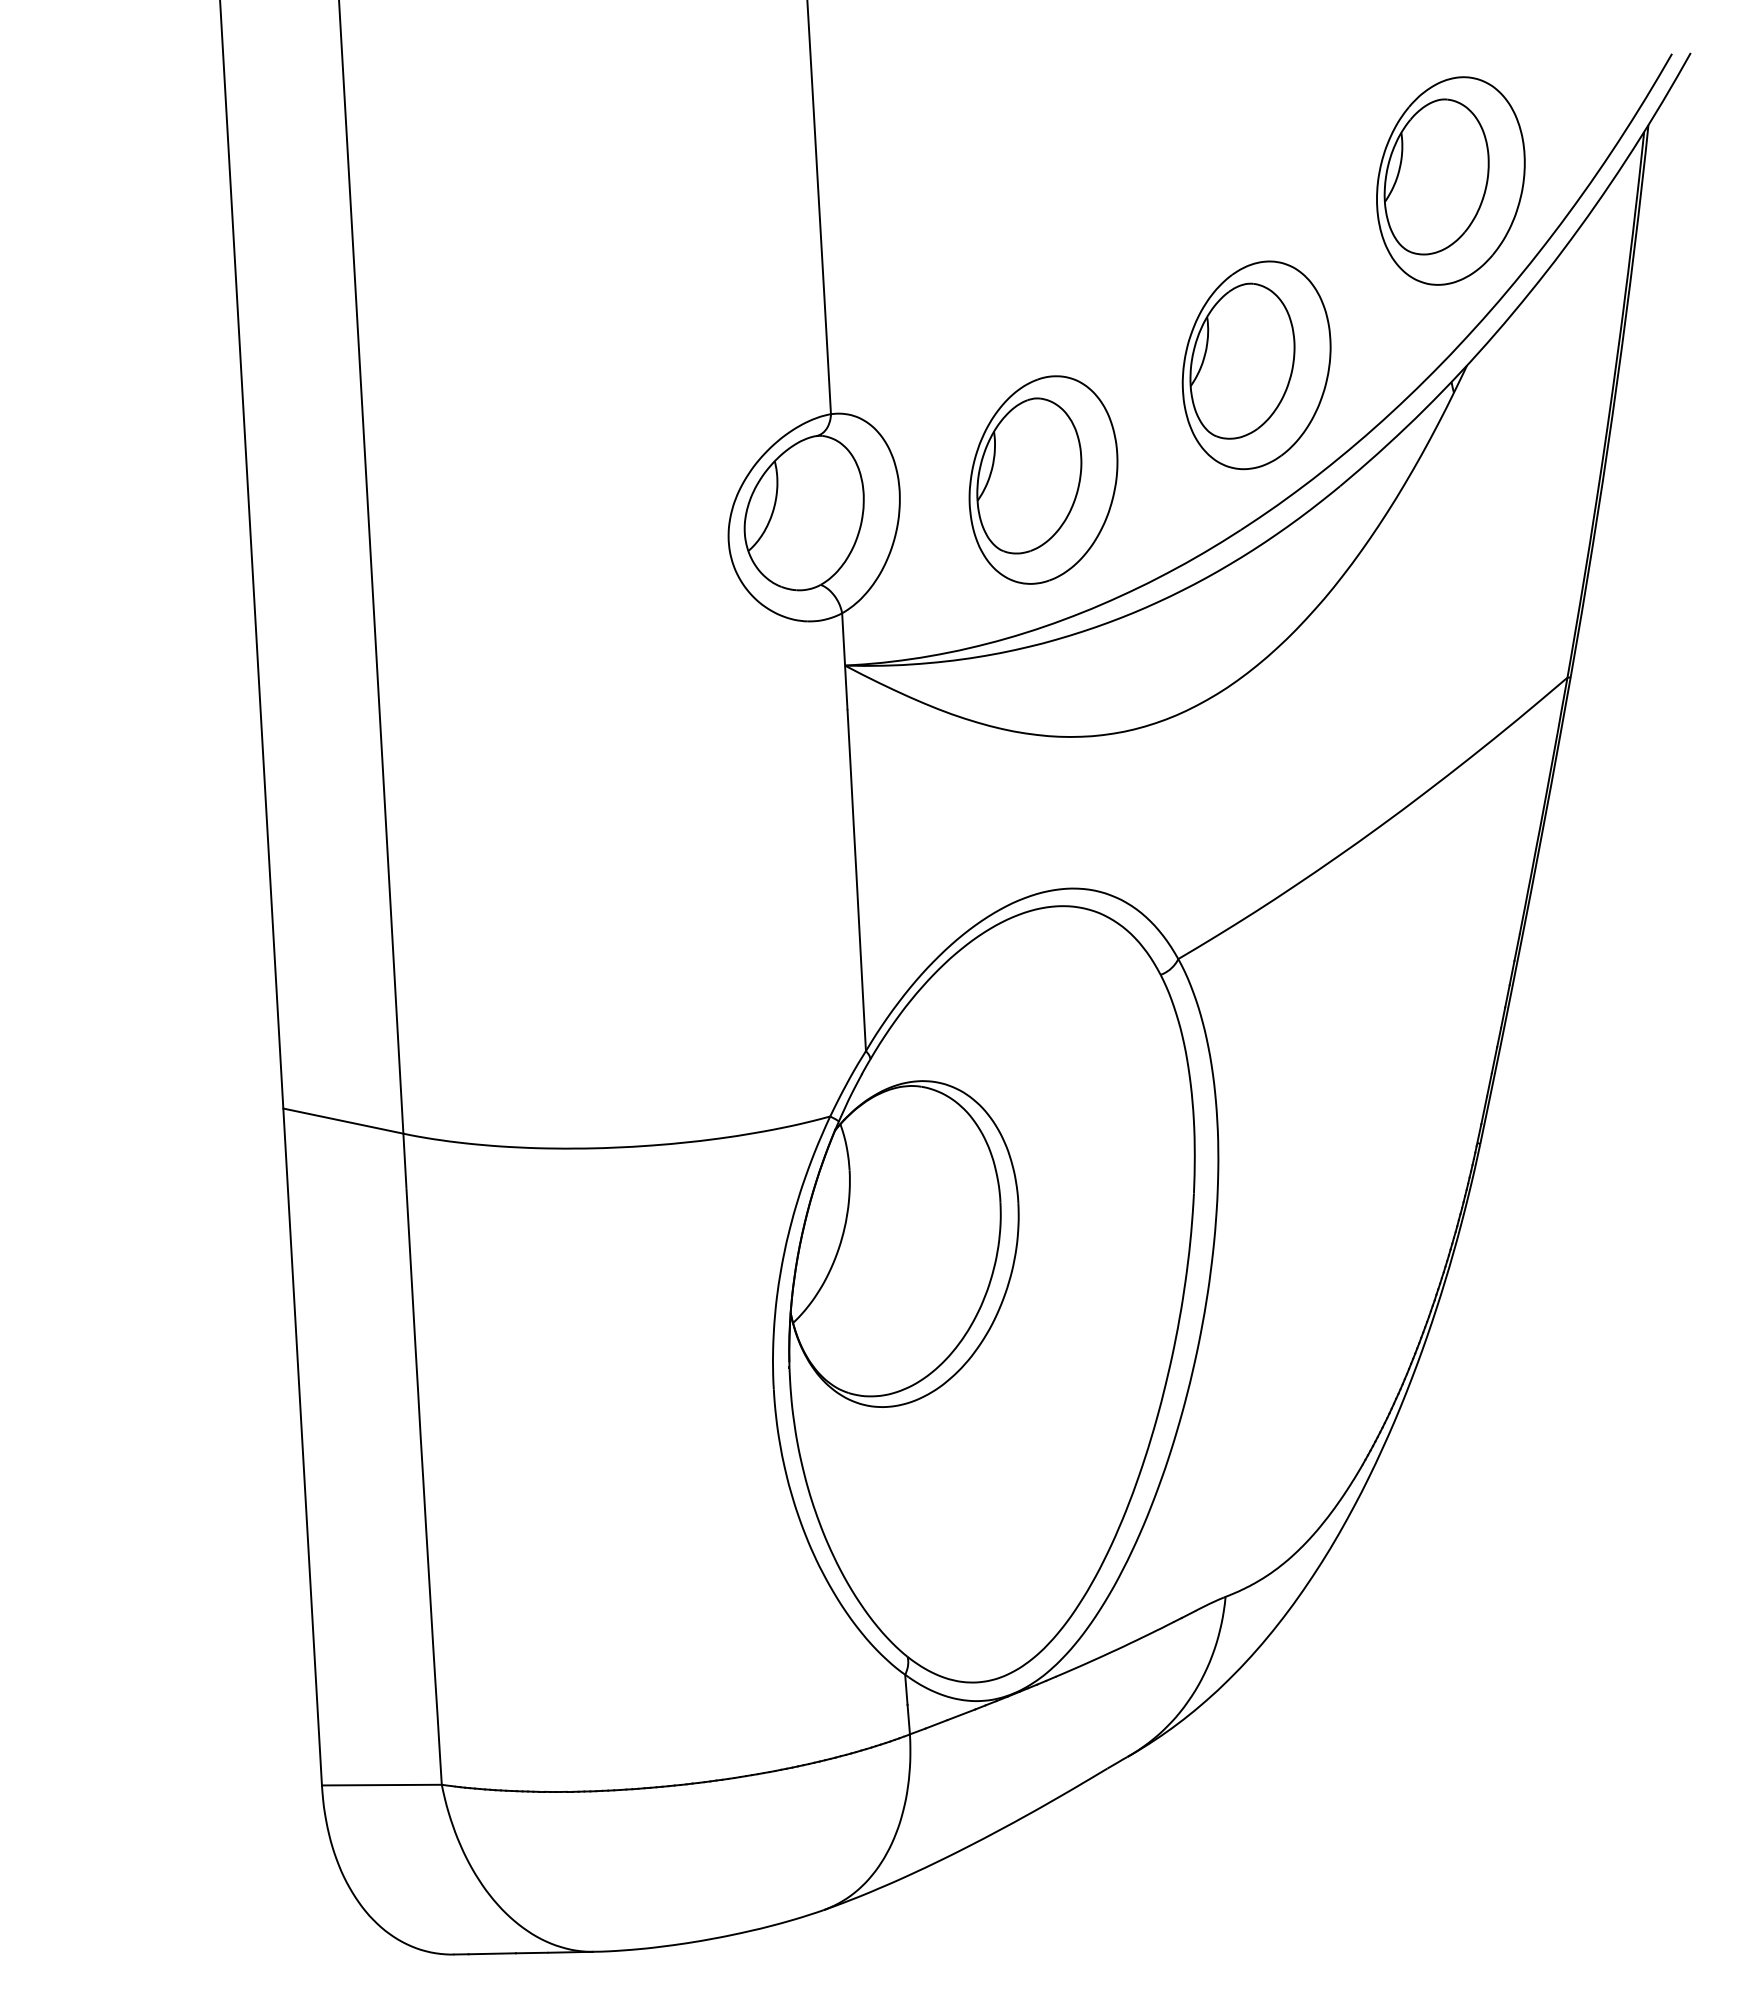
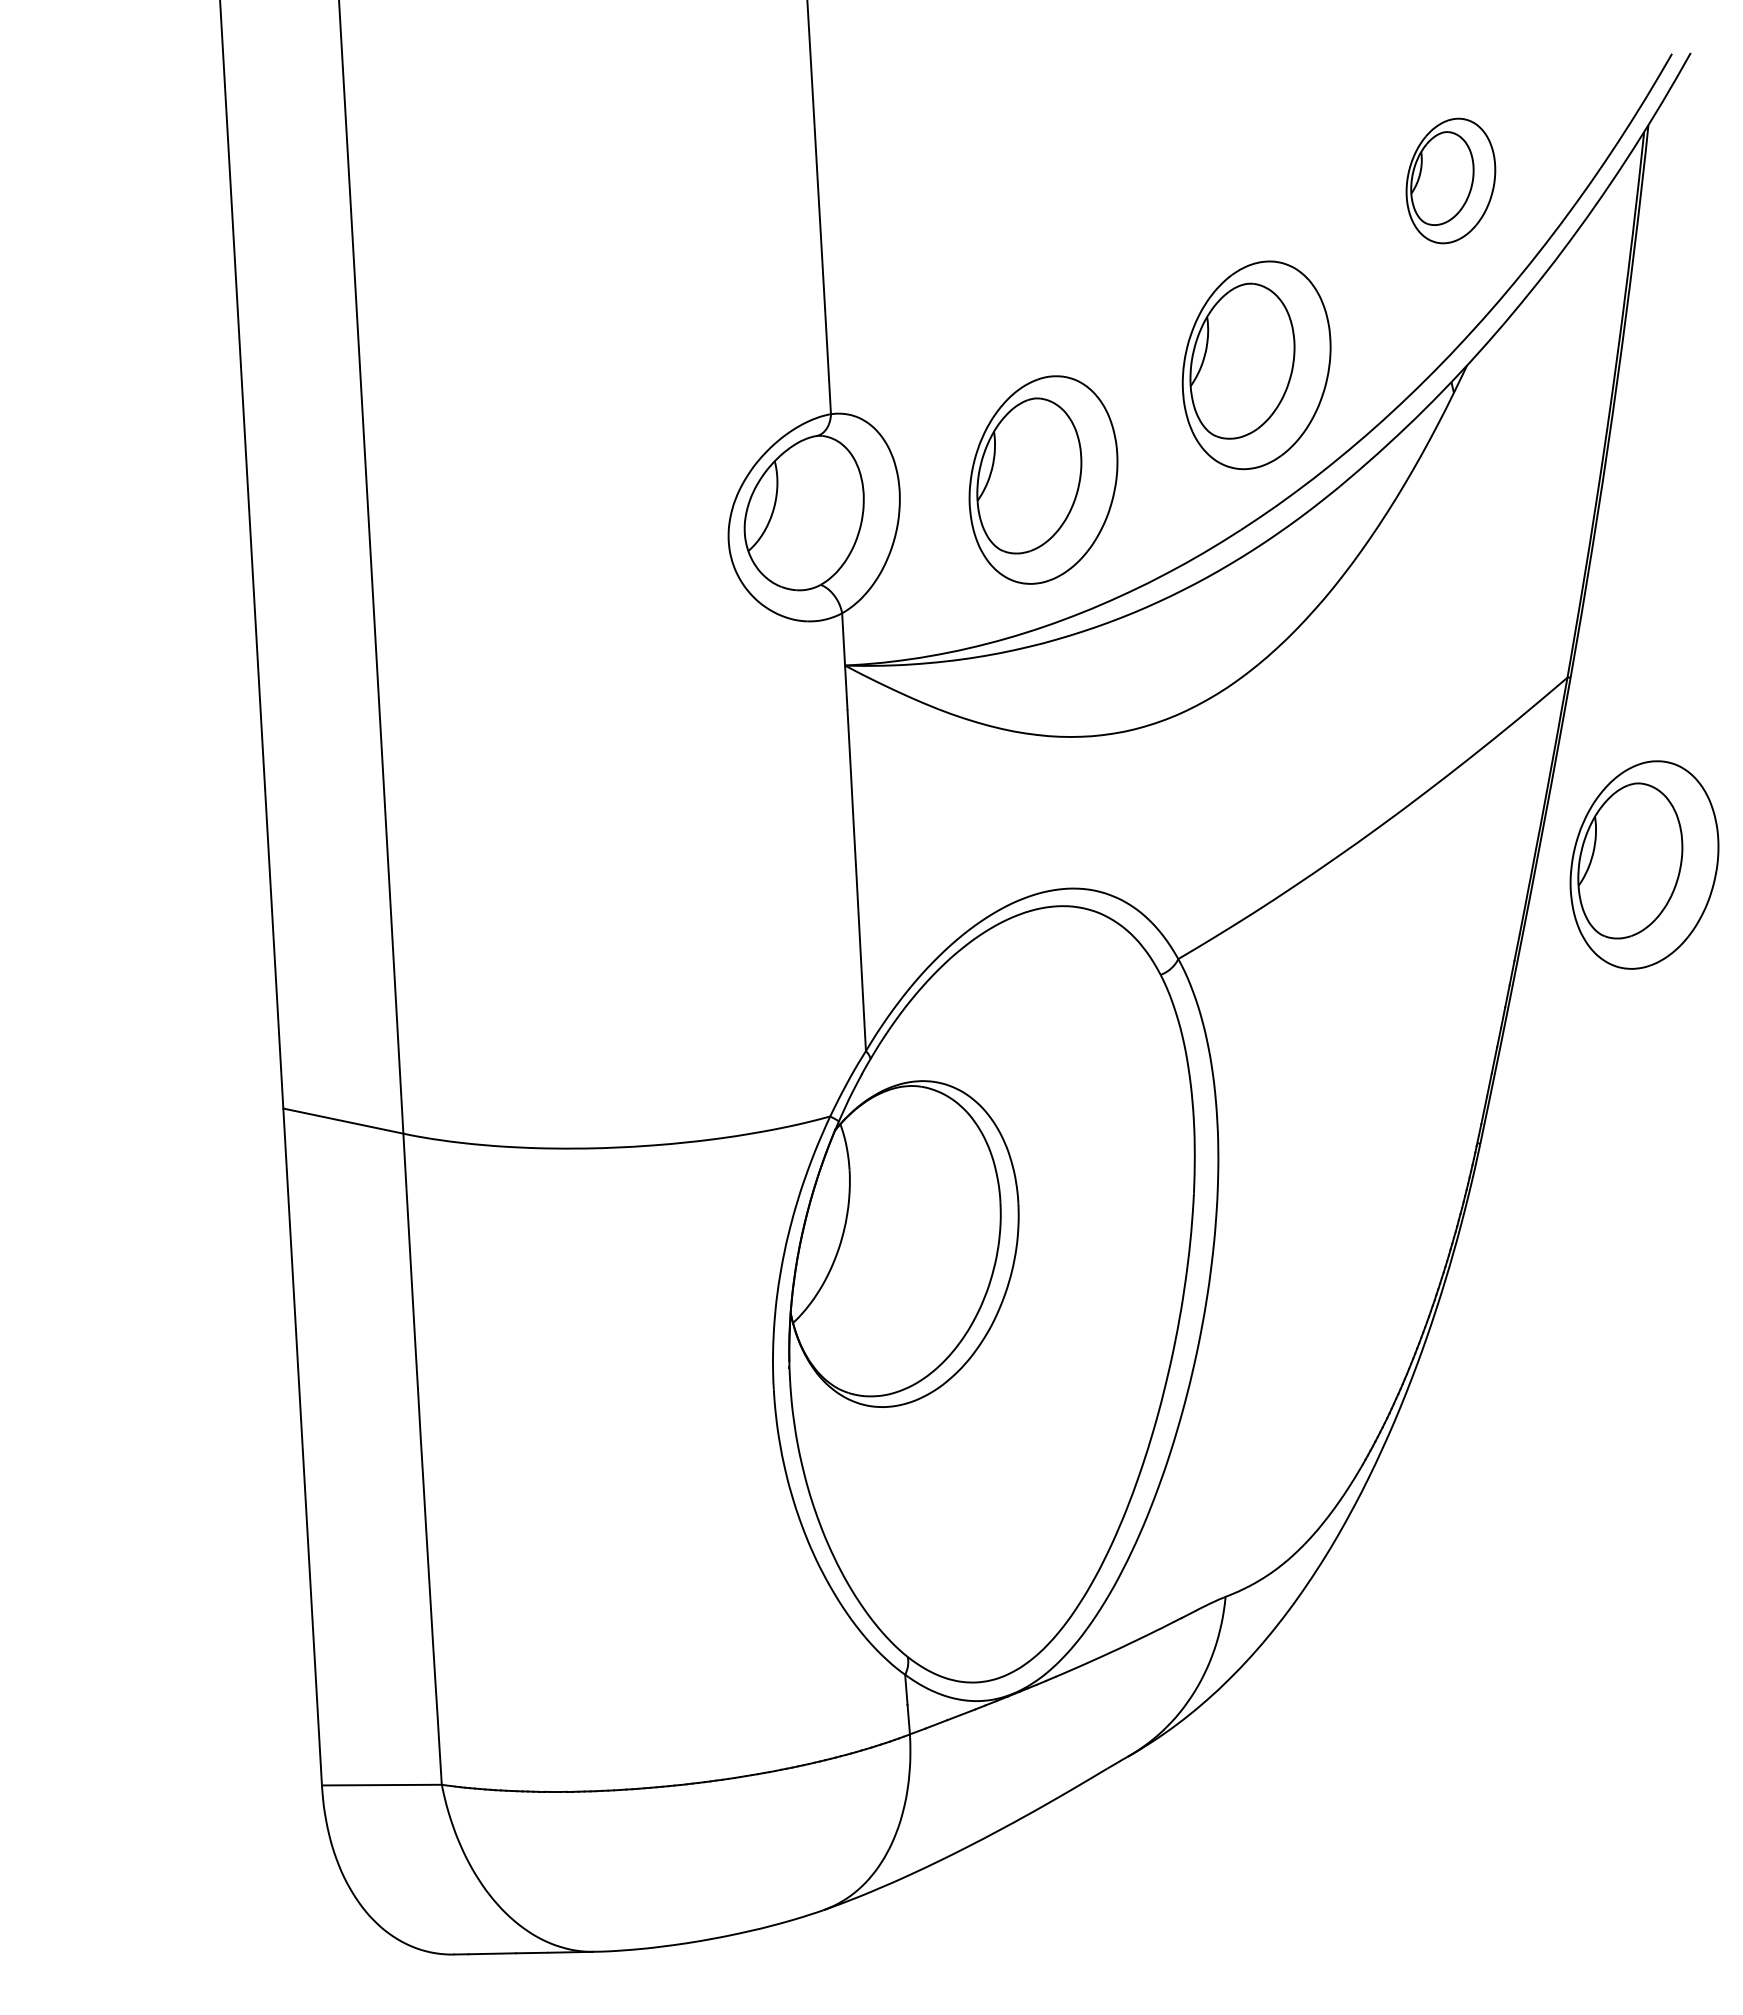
part size: 150x210 px -> 92x128 px (1450, 180)
part: none -> present (1644, 864)
